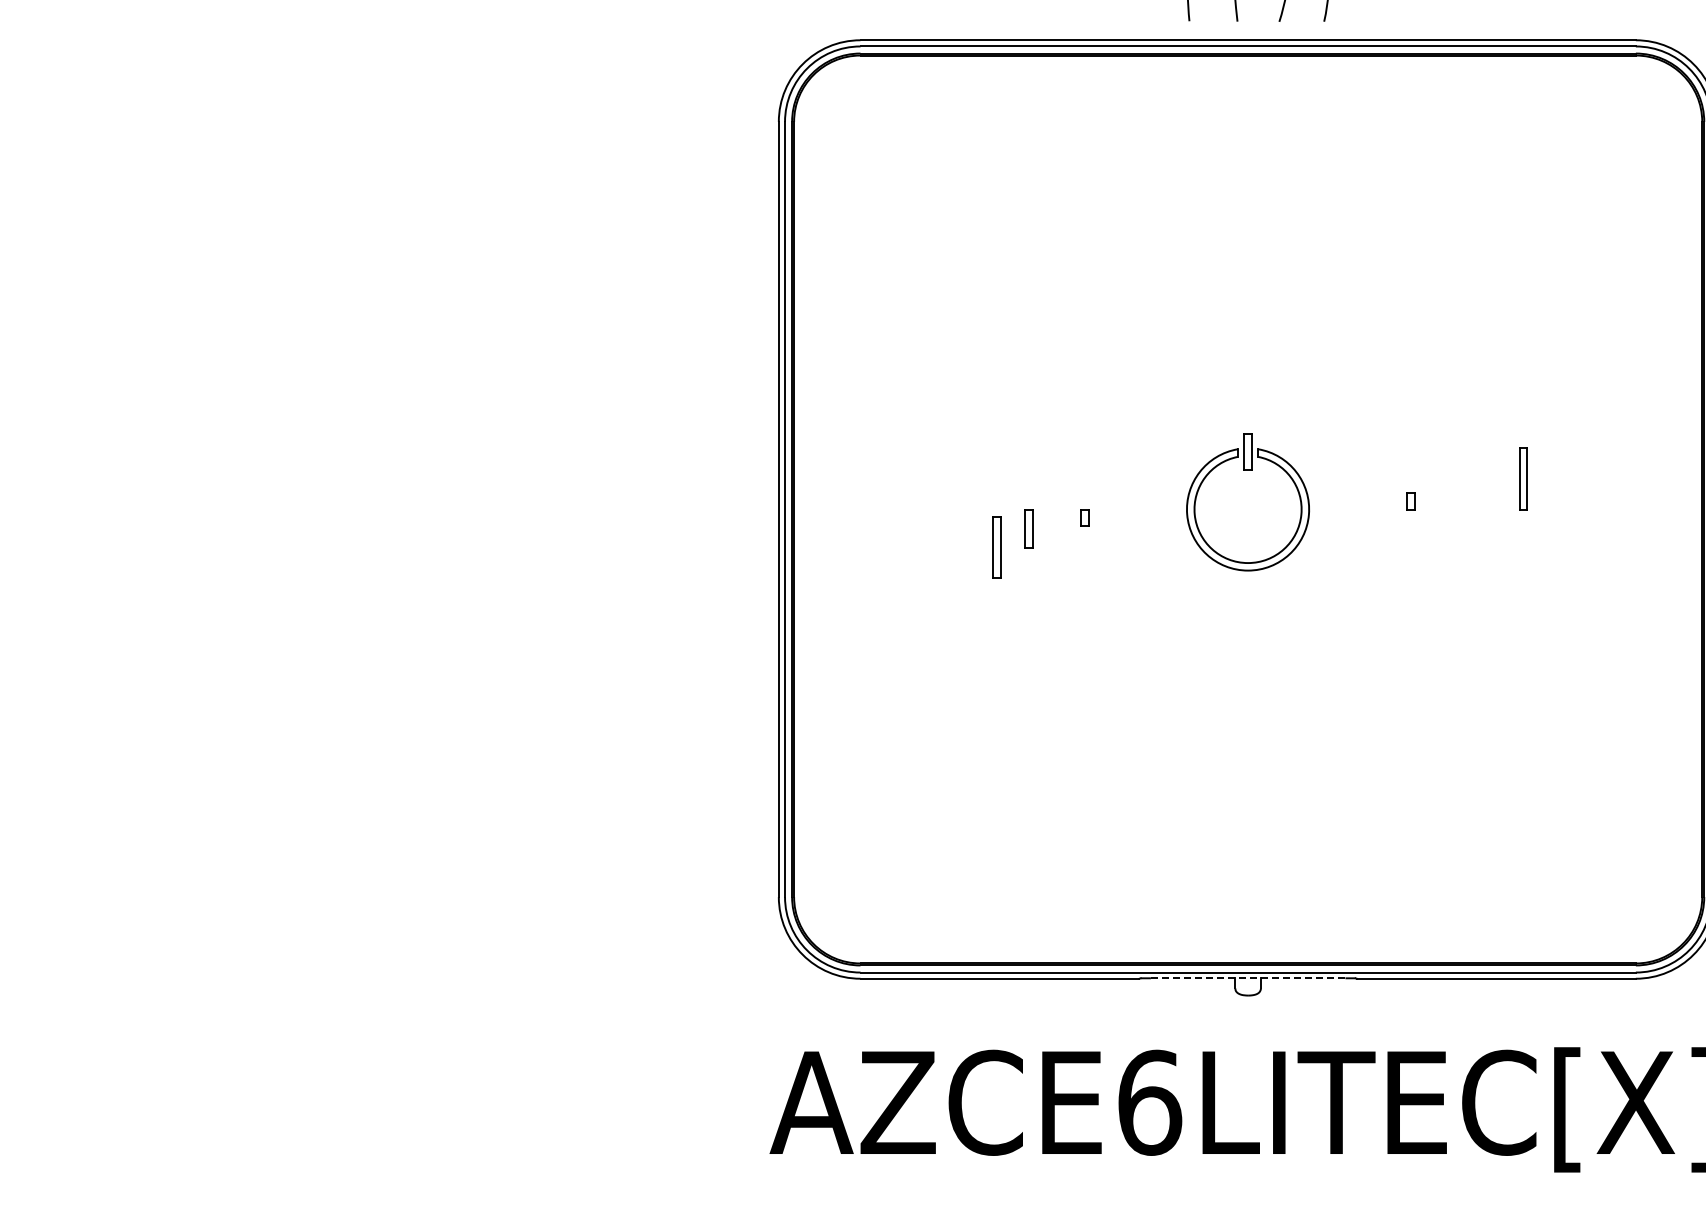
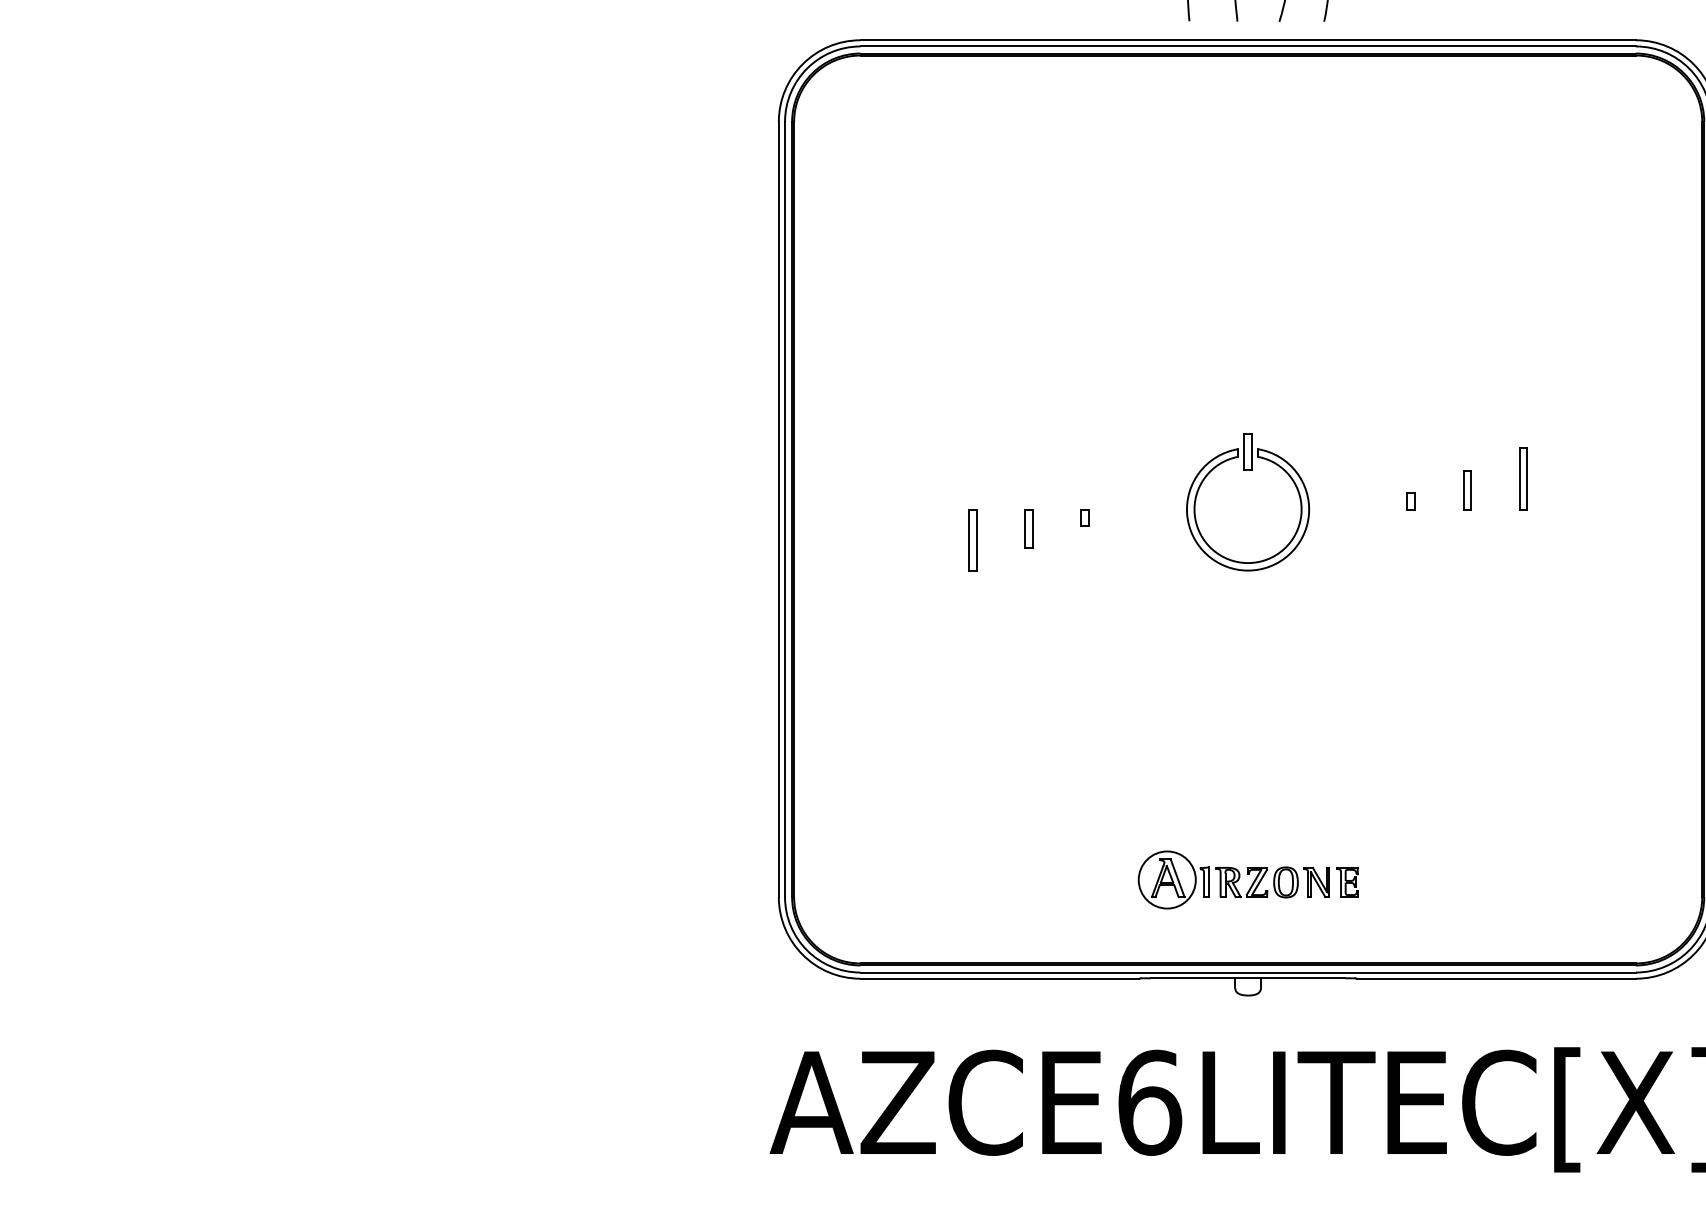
part: none -> present (1467, 490)
part position: (996, 547) -> (972, 540) (972, 540)
part: none -> present (1247, 879)
line: dashed -> solid (1247, 978)
